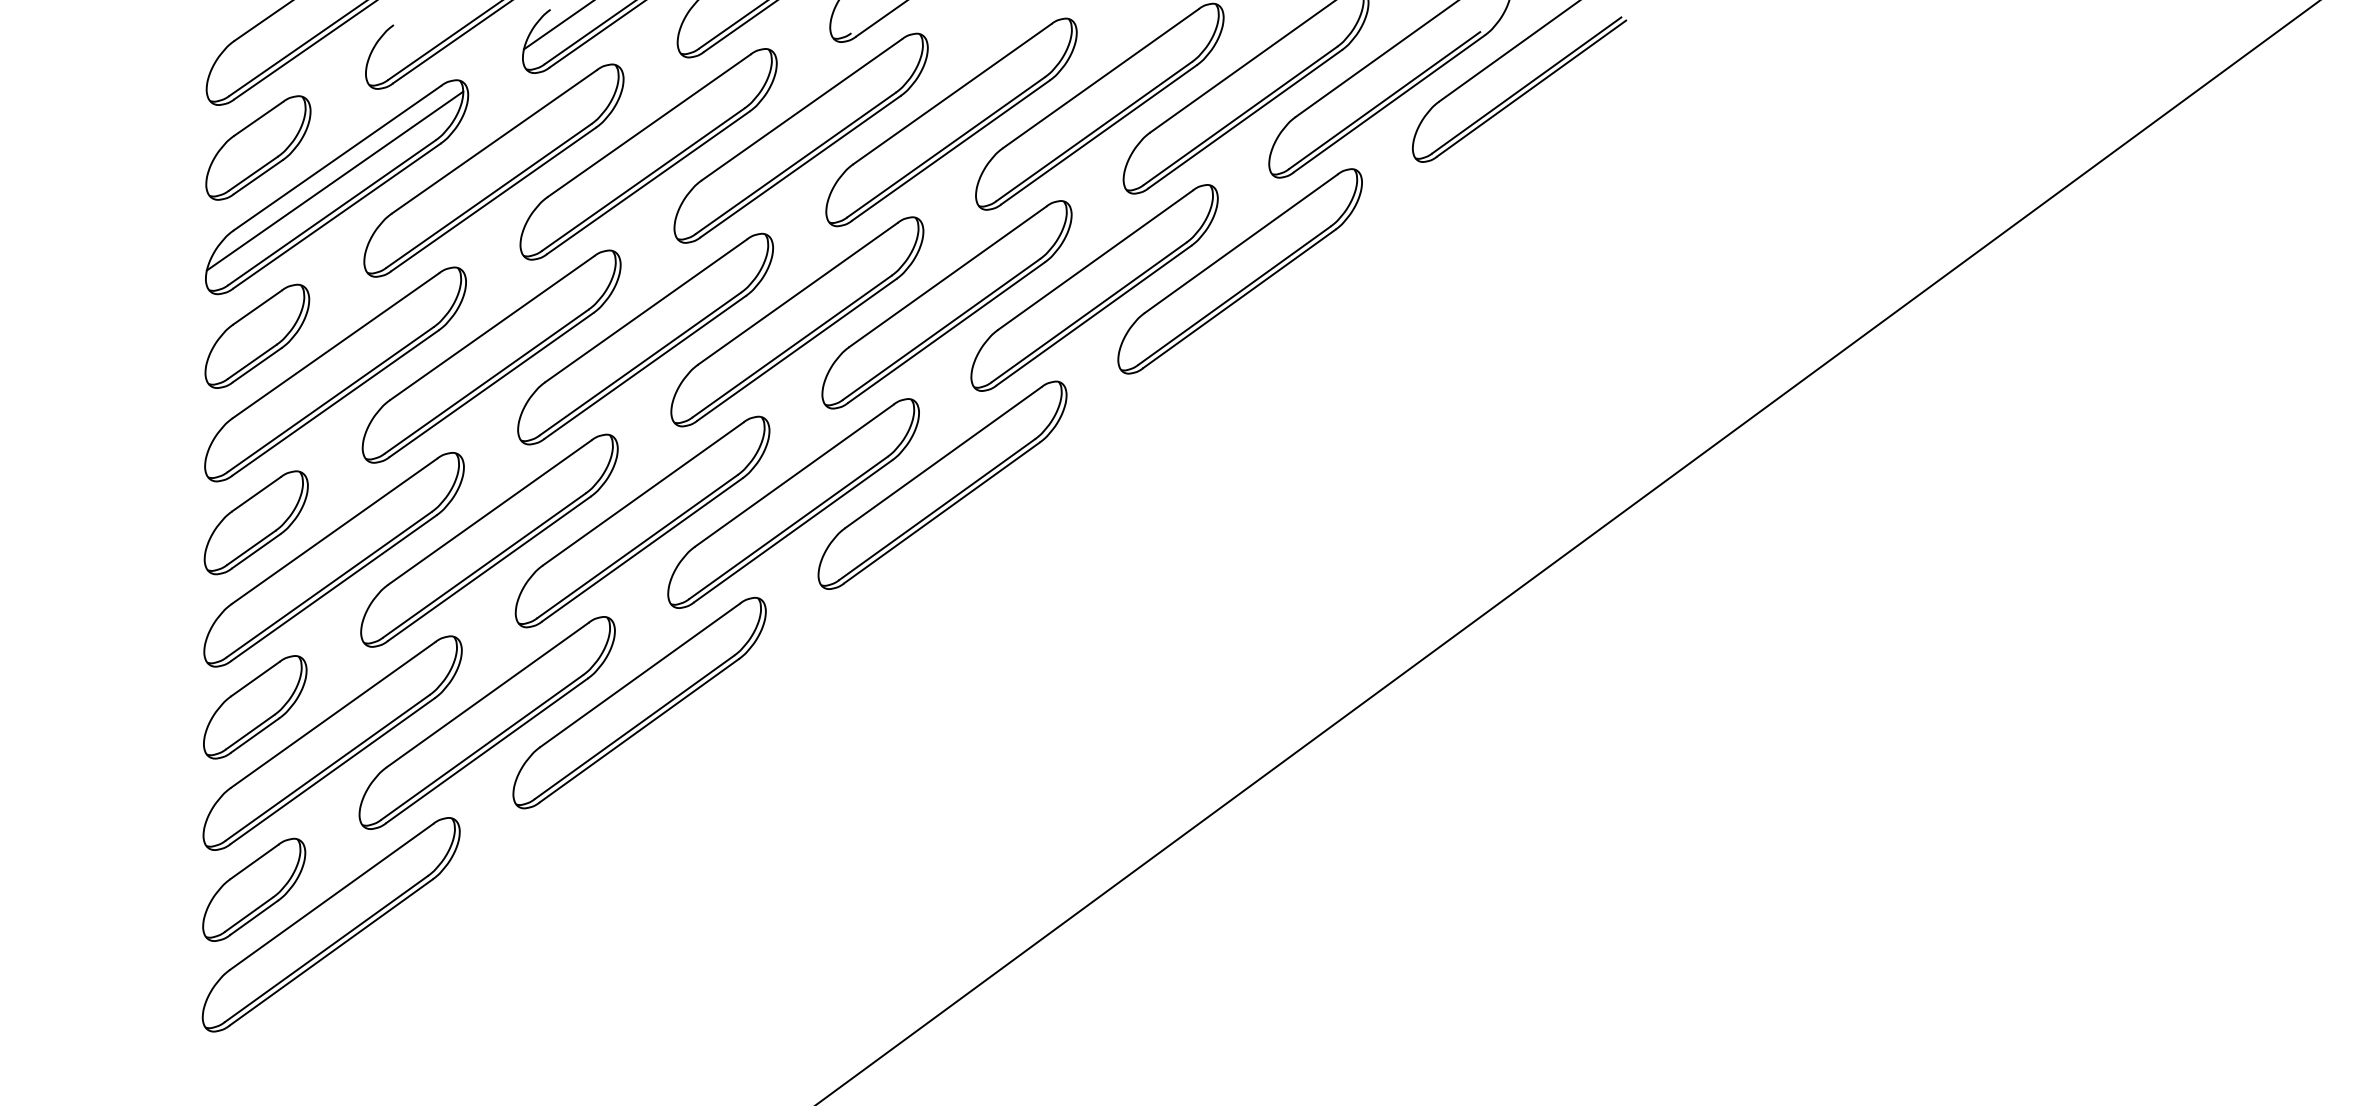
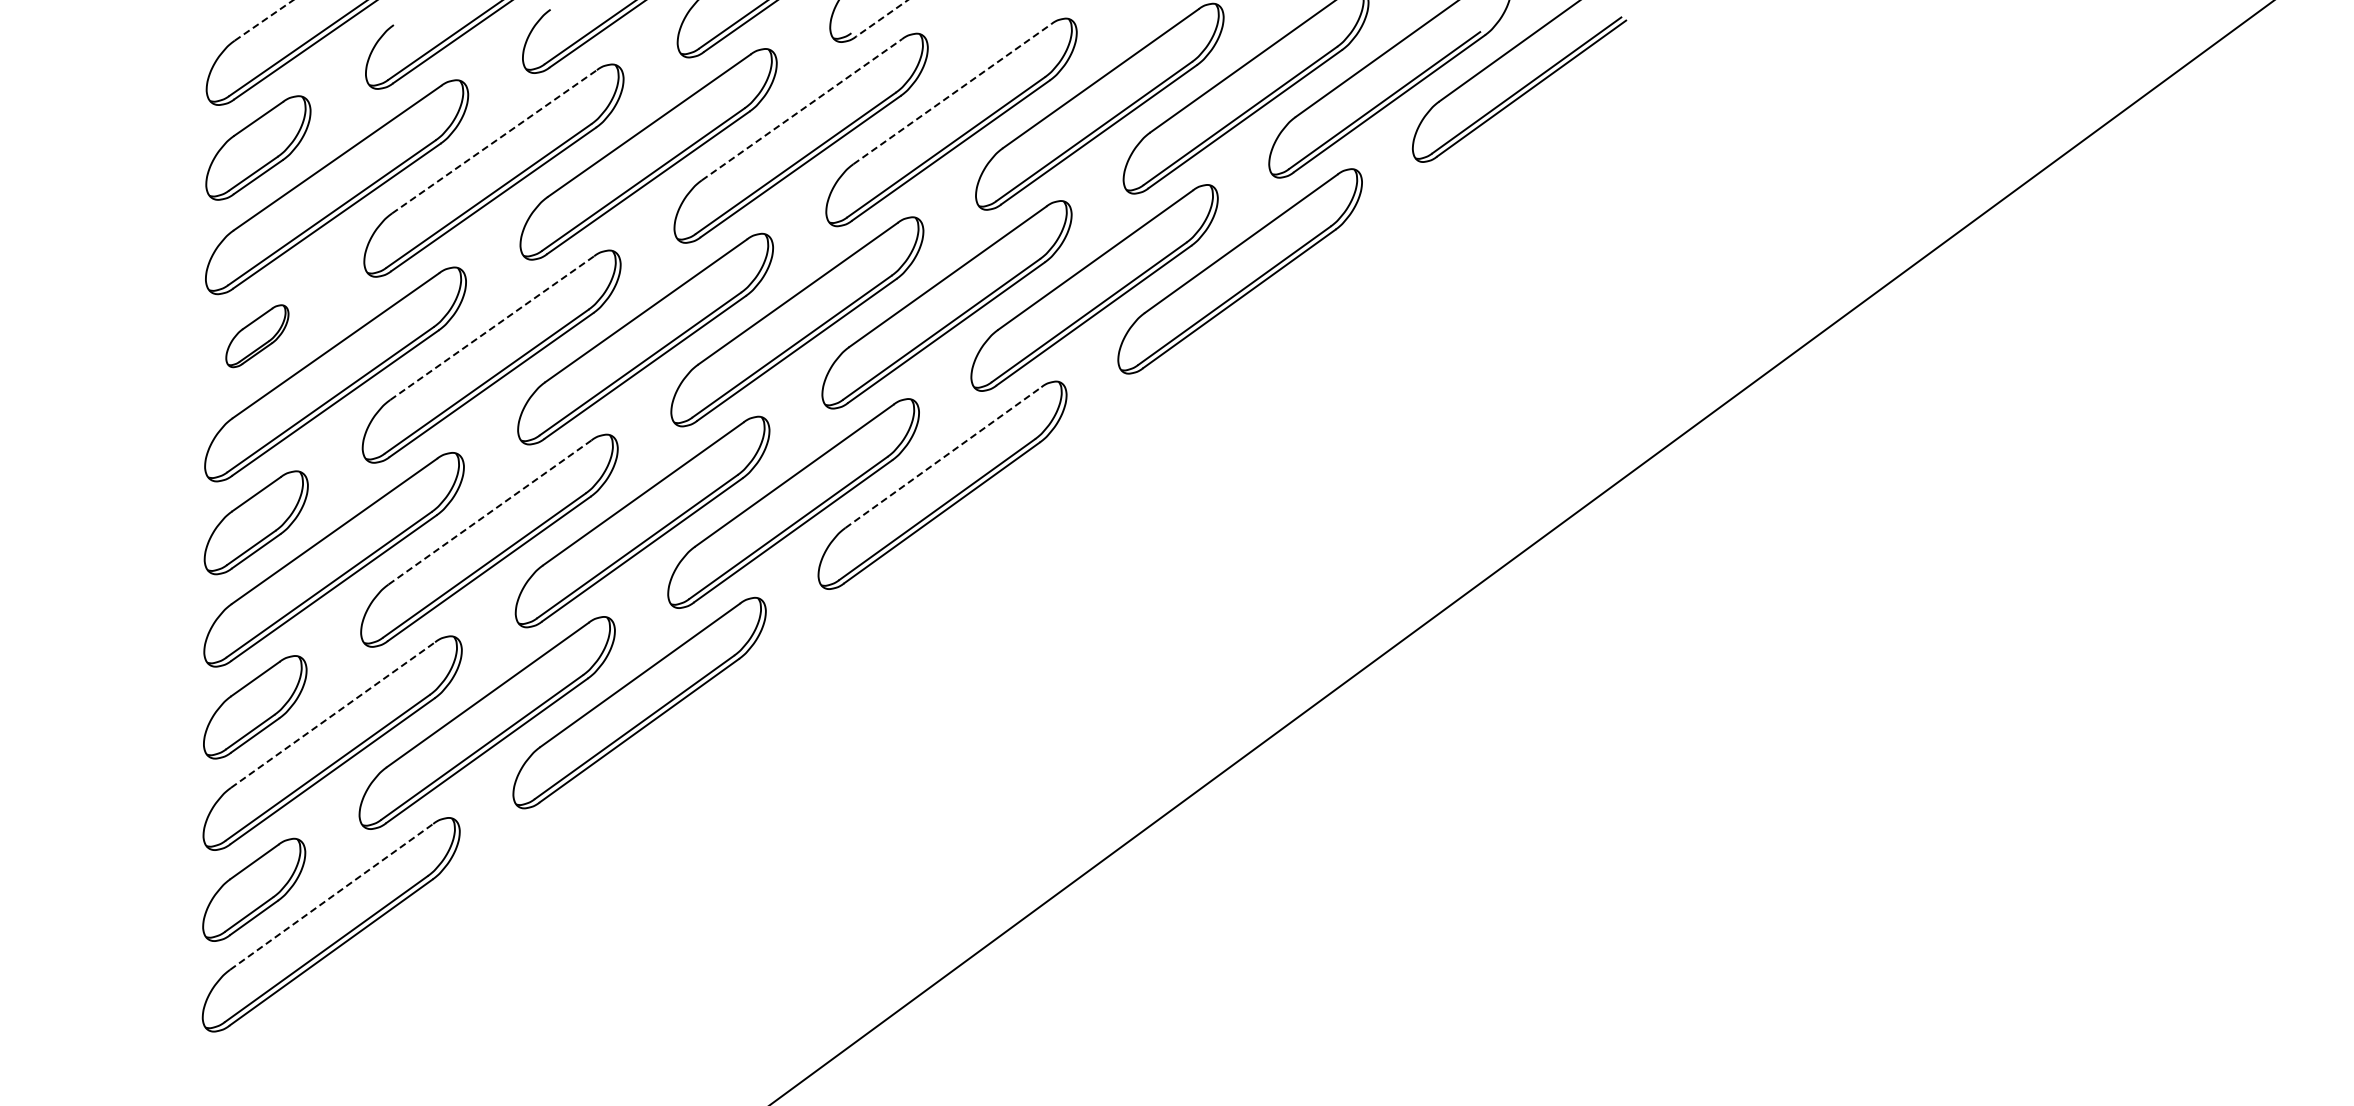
line: solid -> dashed (881, 18)
line: solid -> dashed (264, 20)
line: present -> none (557, 25)
line: solid -> dashed (952, 93)
line: solid -> dashed (802, 109)
line: solid -> dashed (494, 141)
line: present -> none (334, 180)
line: solid -> dashed (492, 328)
part size: 107x106 px -> 65x65 px (257, 336)
line: solid -> dashed (943, 457)
line: solid -> dashed (490, 512)
line position: (1568, 552) -> (1522, 552) (1522, 552)
line: solid -> dashed (333, 714)
line: solid -> dashed (331, 896)
